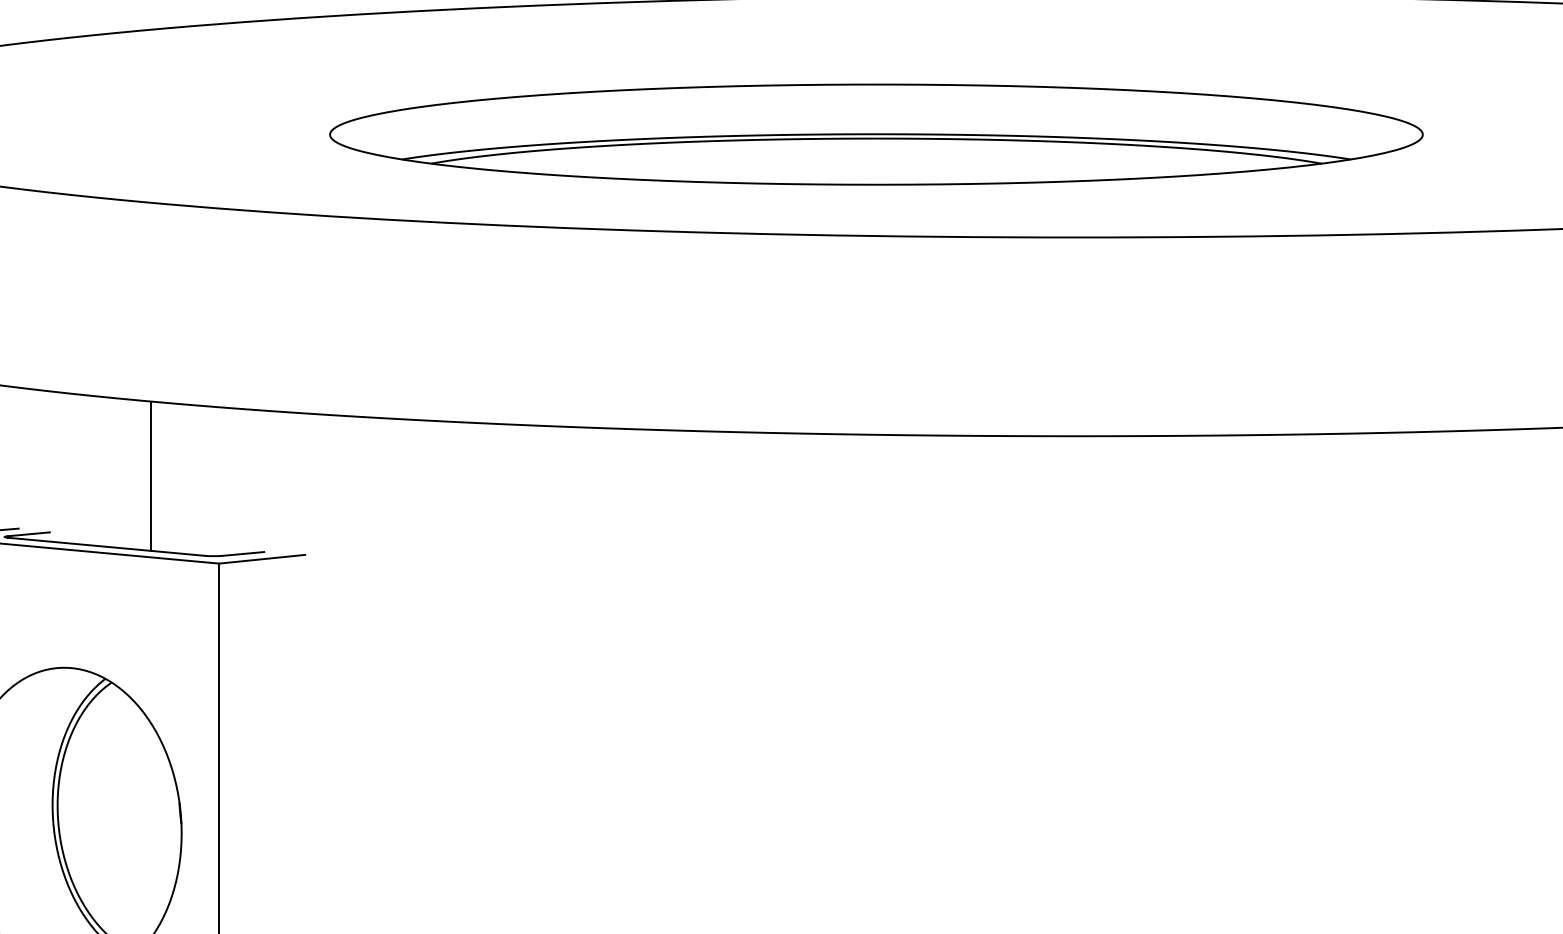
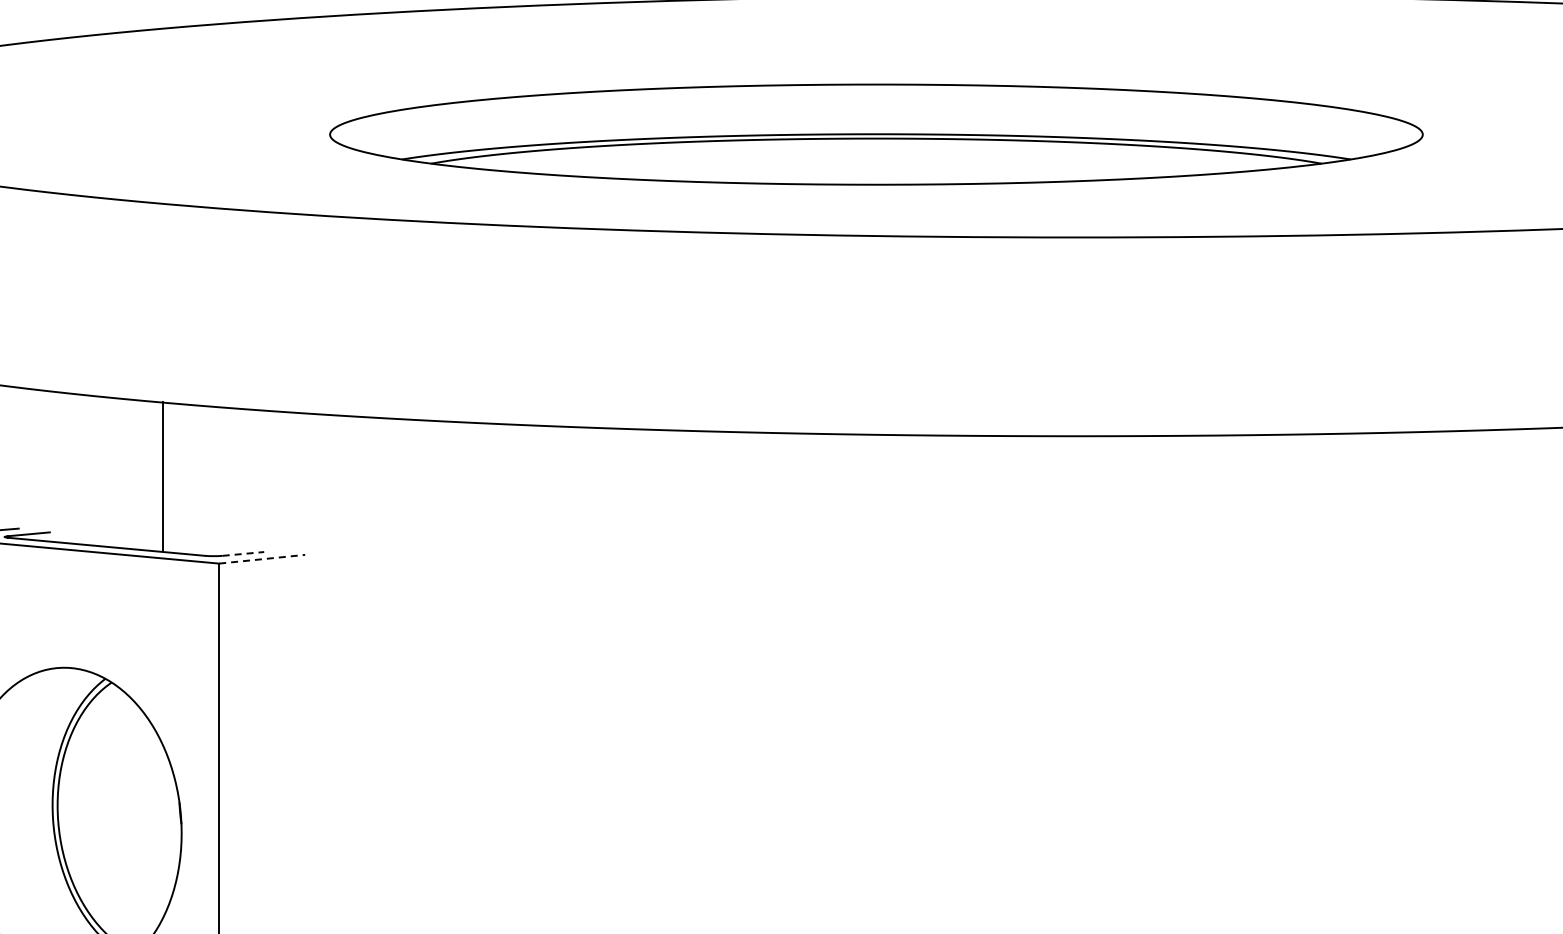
line position: (150, 475) -> (162, 475) (162, 475)
line: solid -> dashed (243, 553)
line: solid -> dashed (262, 559)
